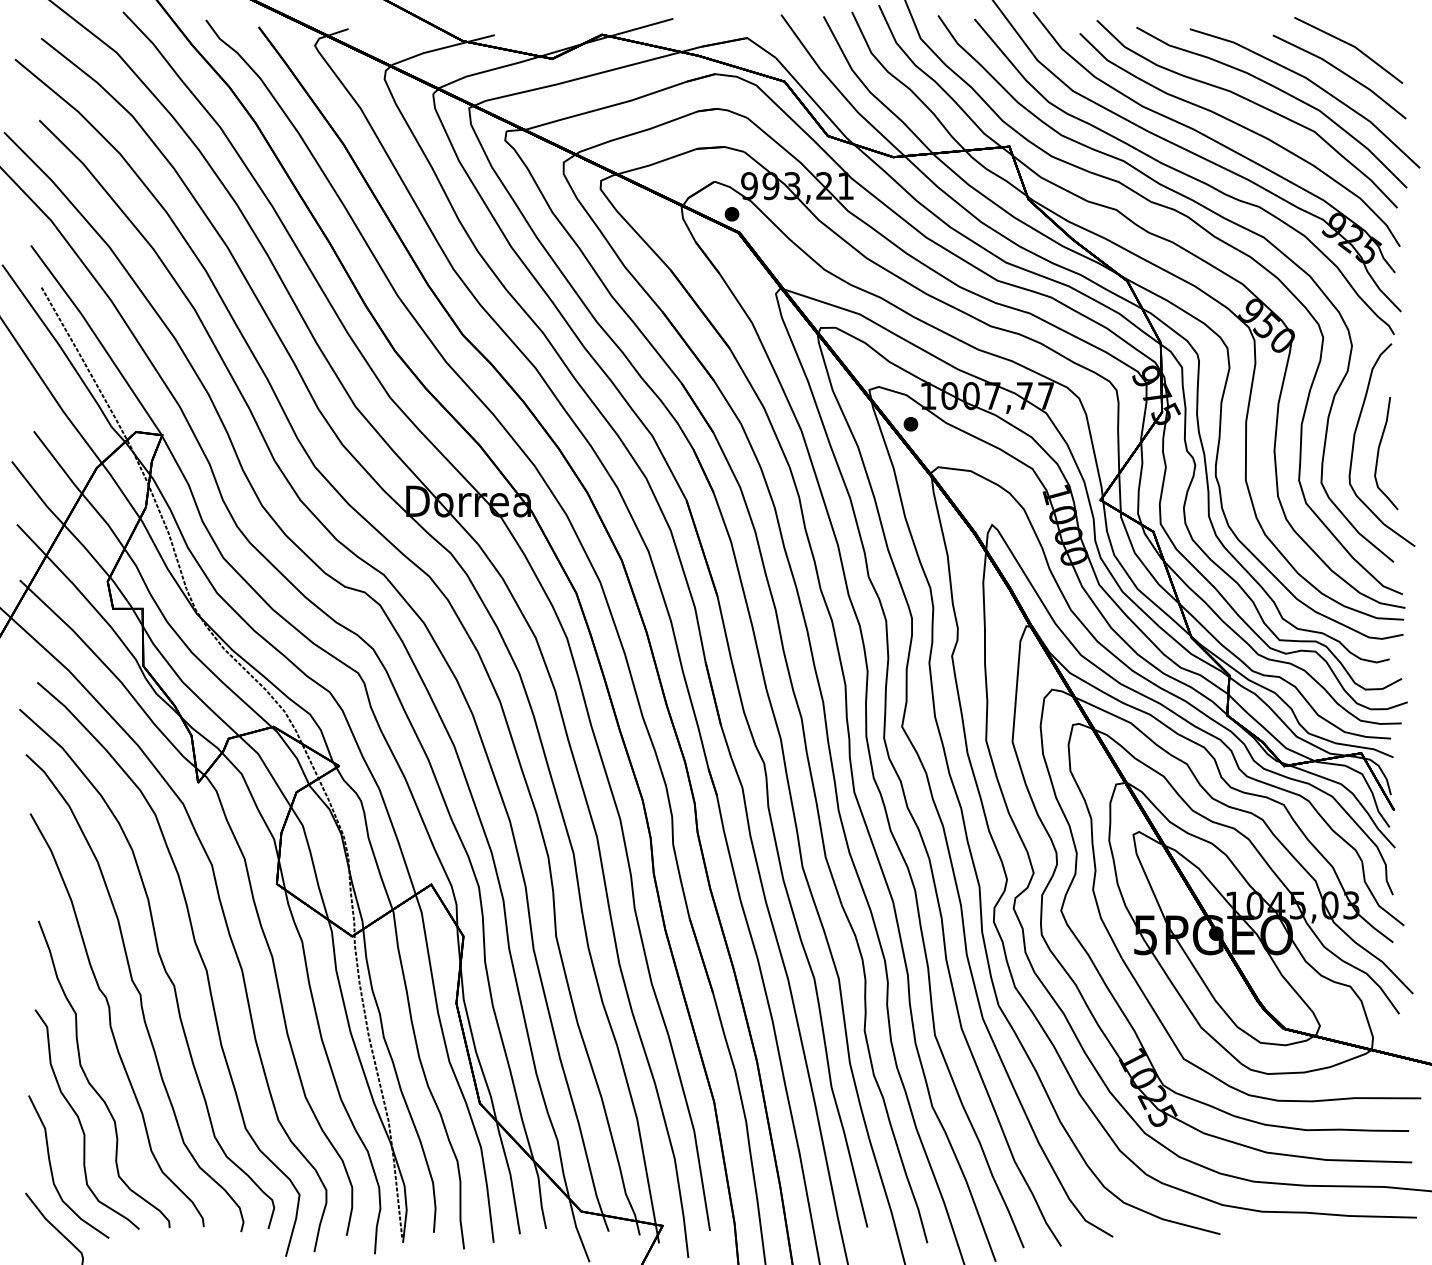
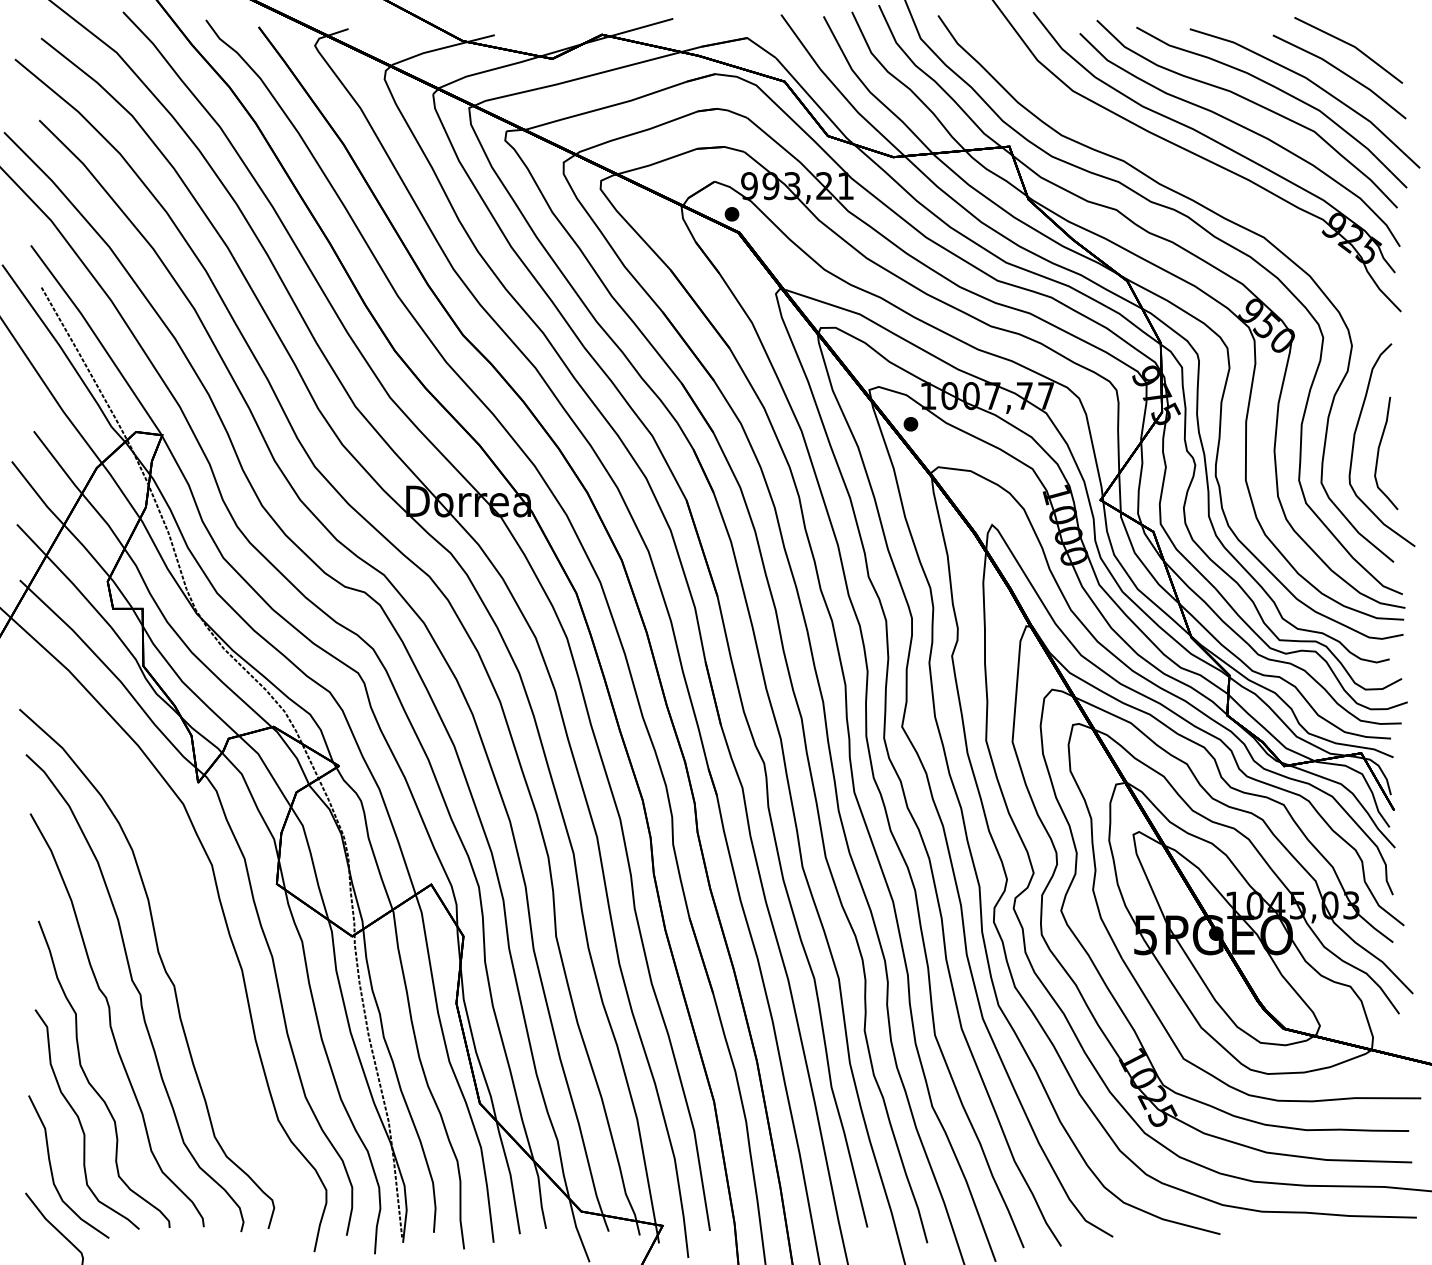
curve: present -> none (1185, 175)
curve: present -> none (200, 958)
